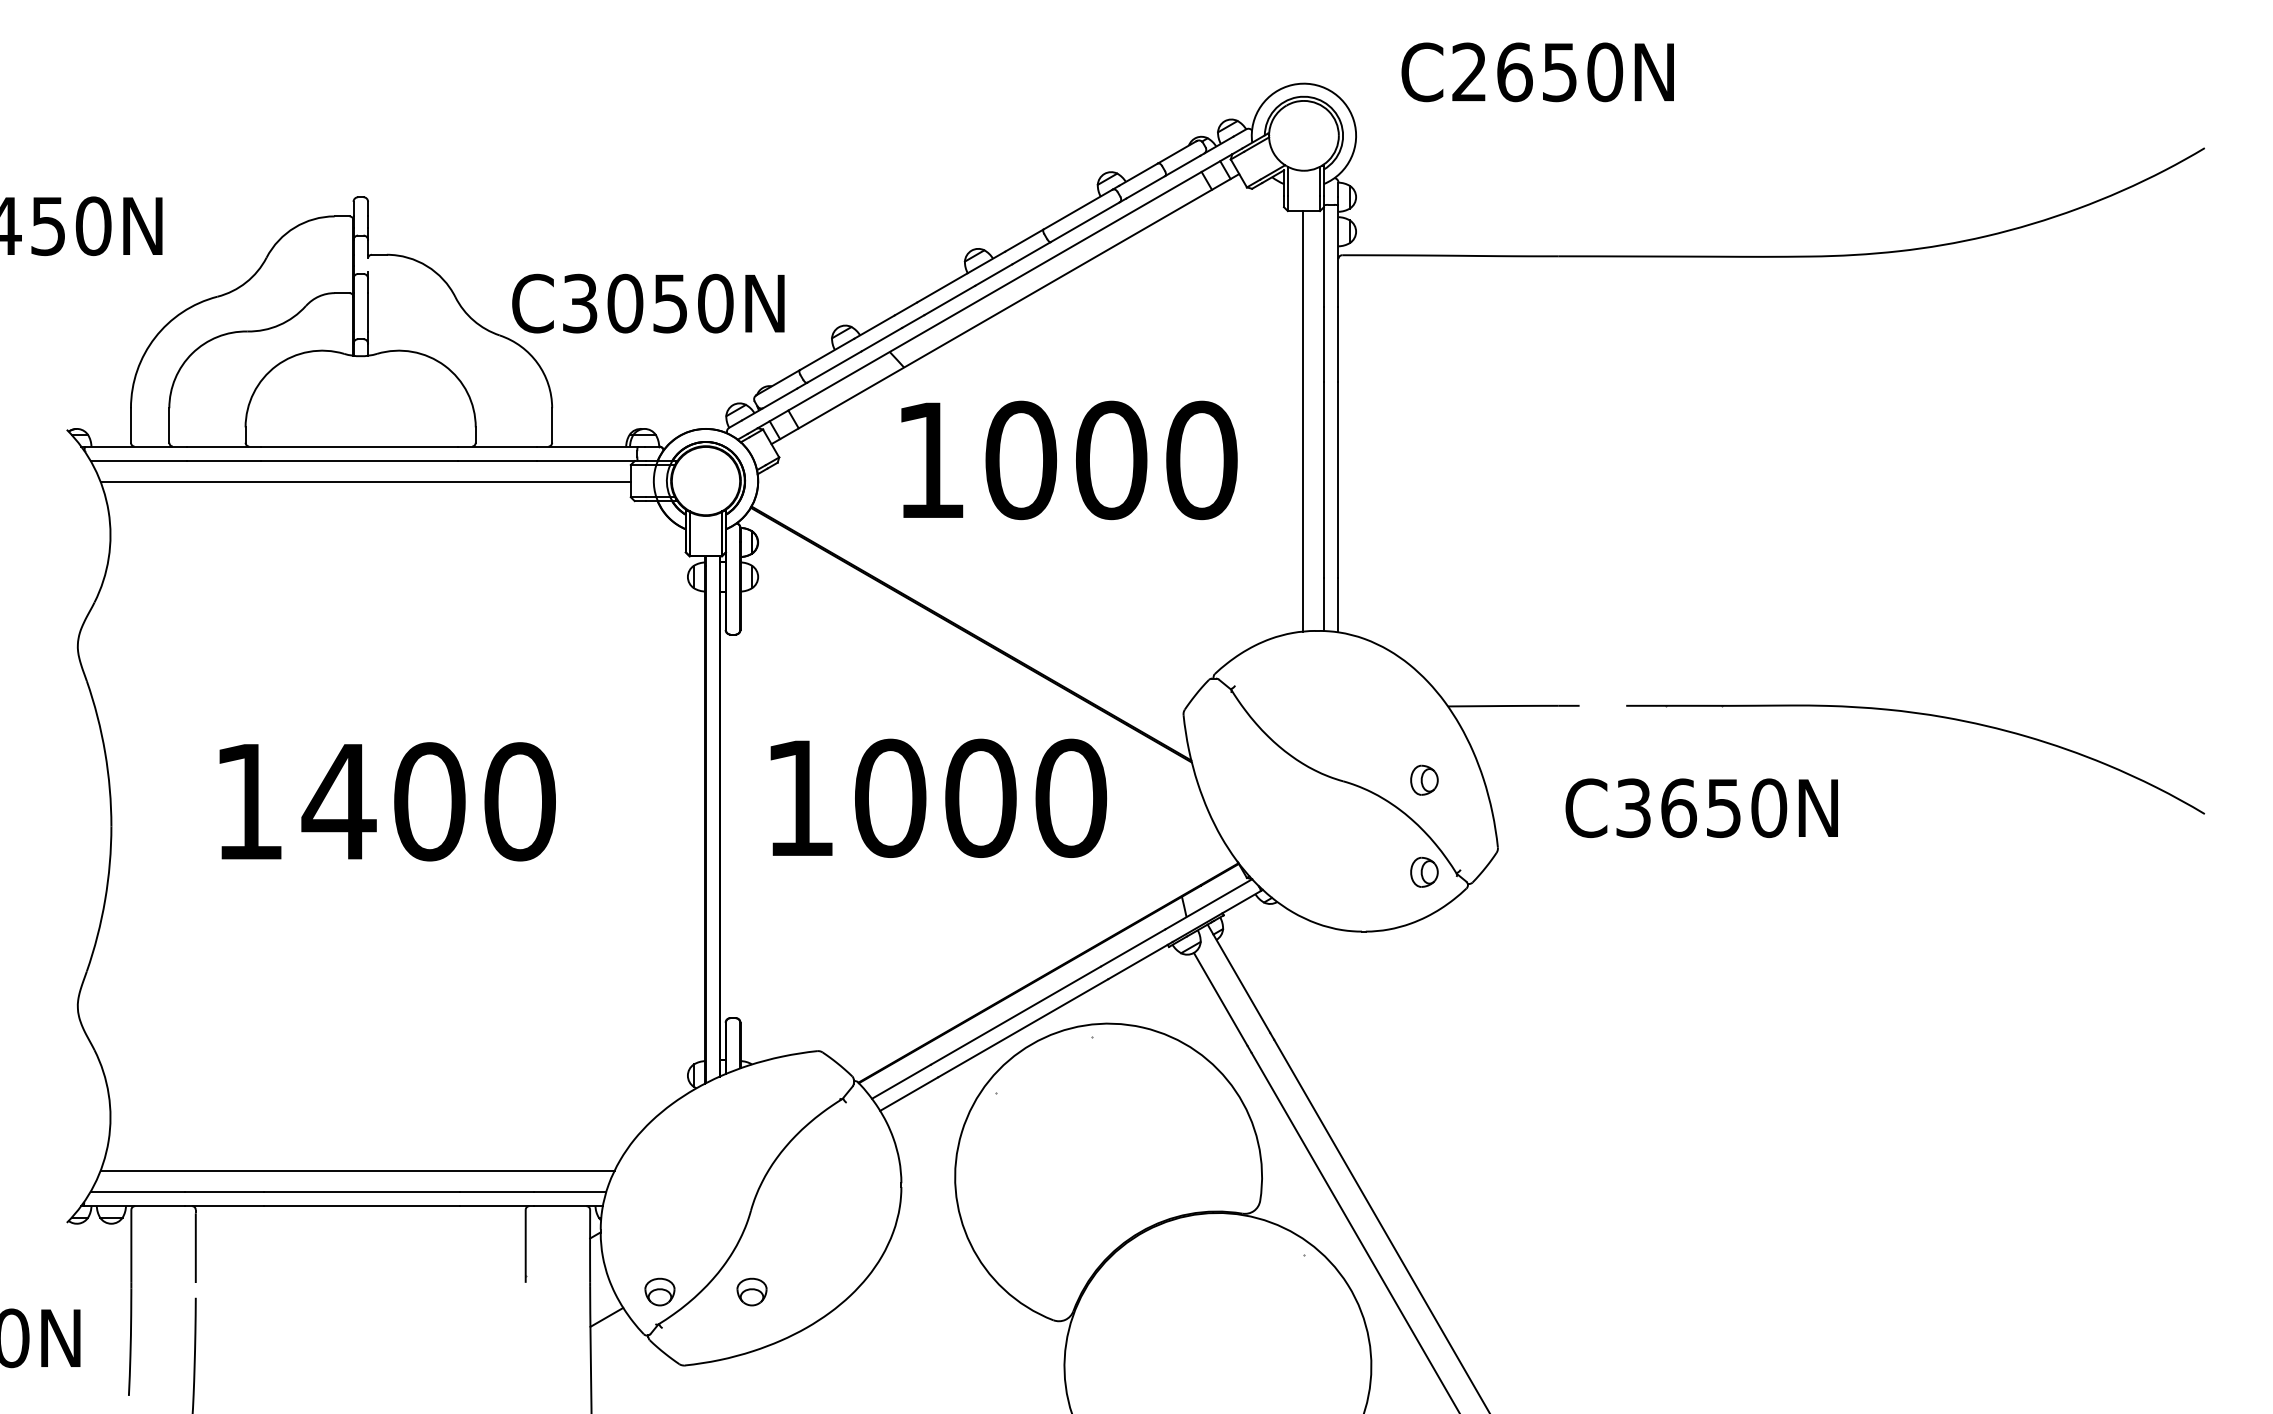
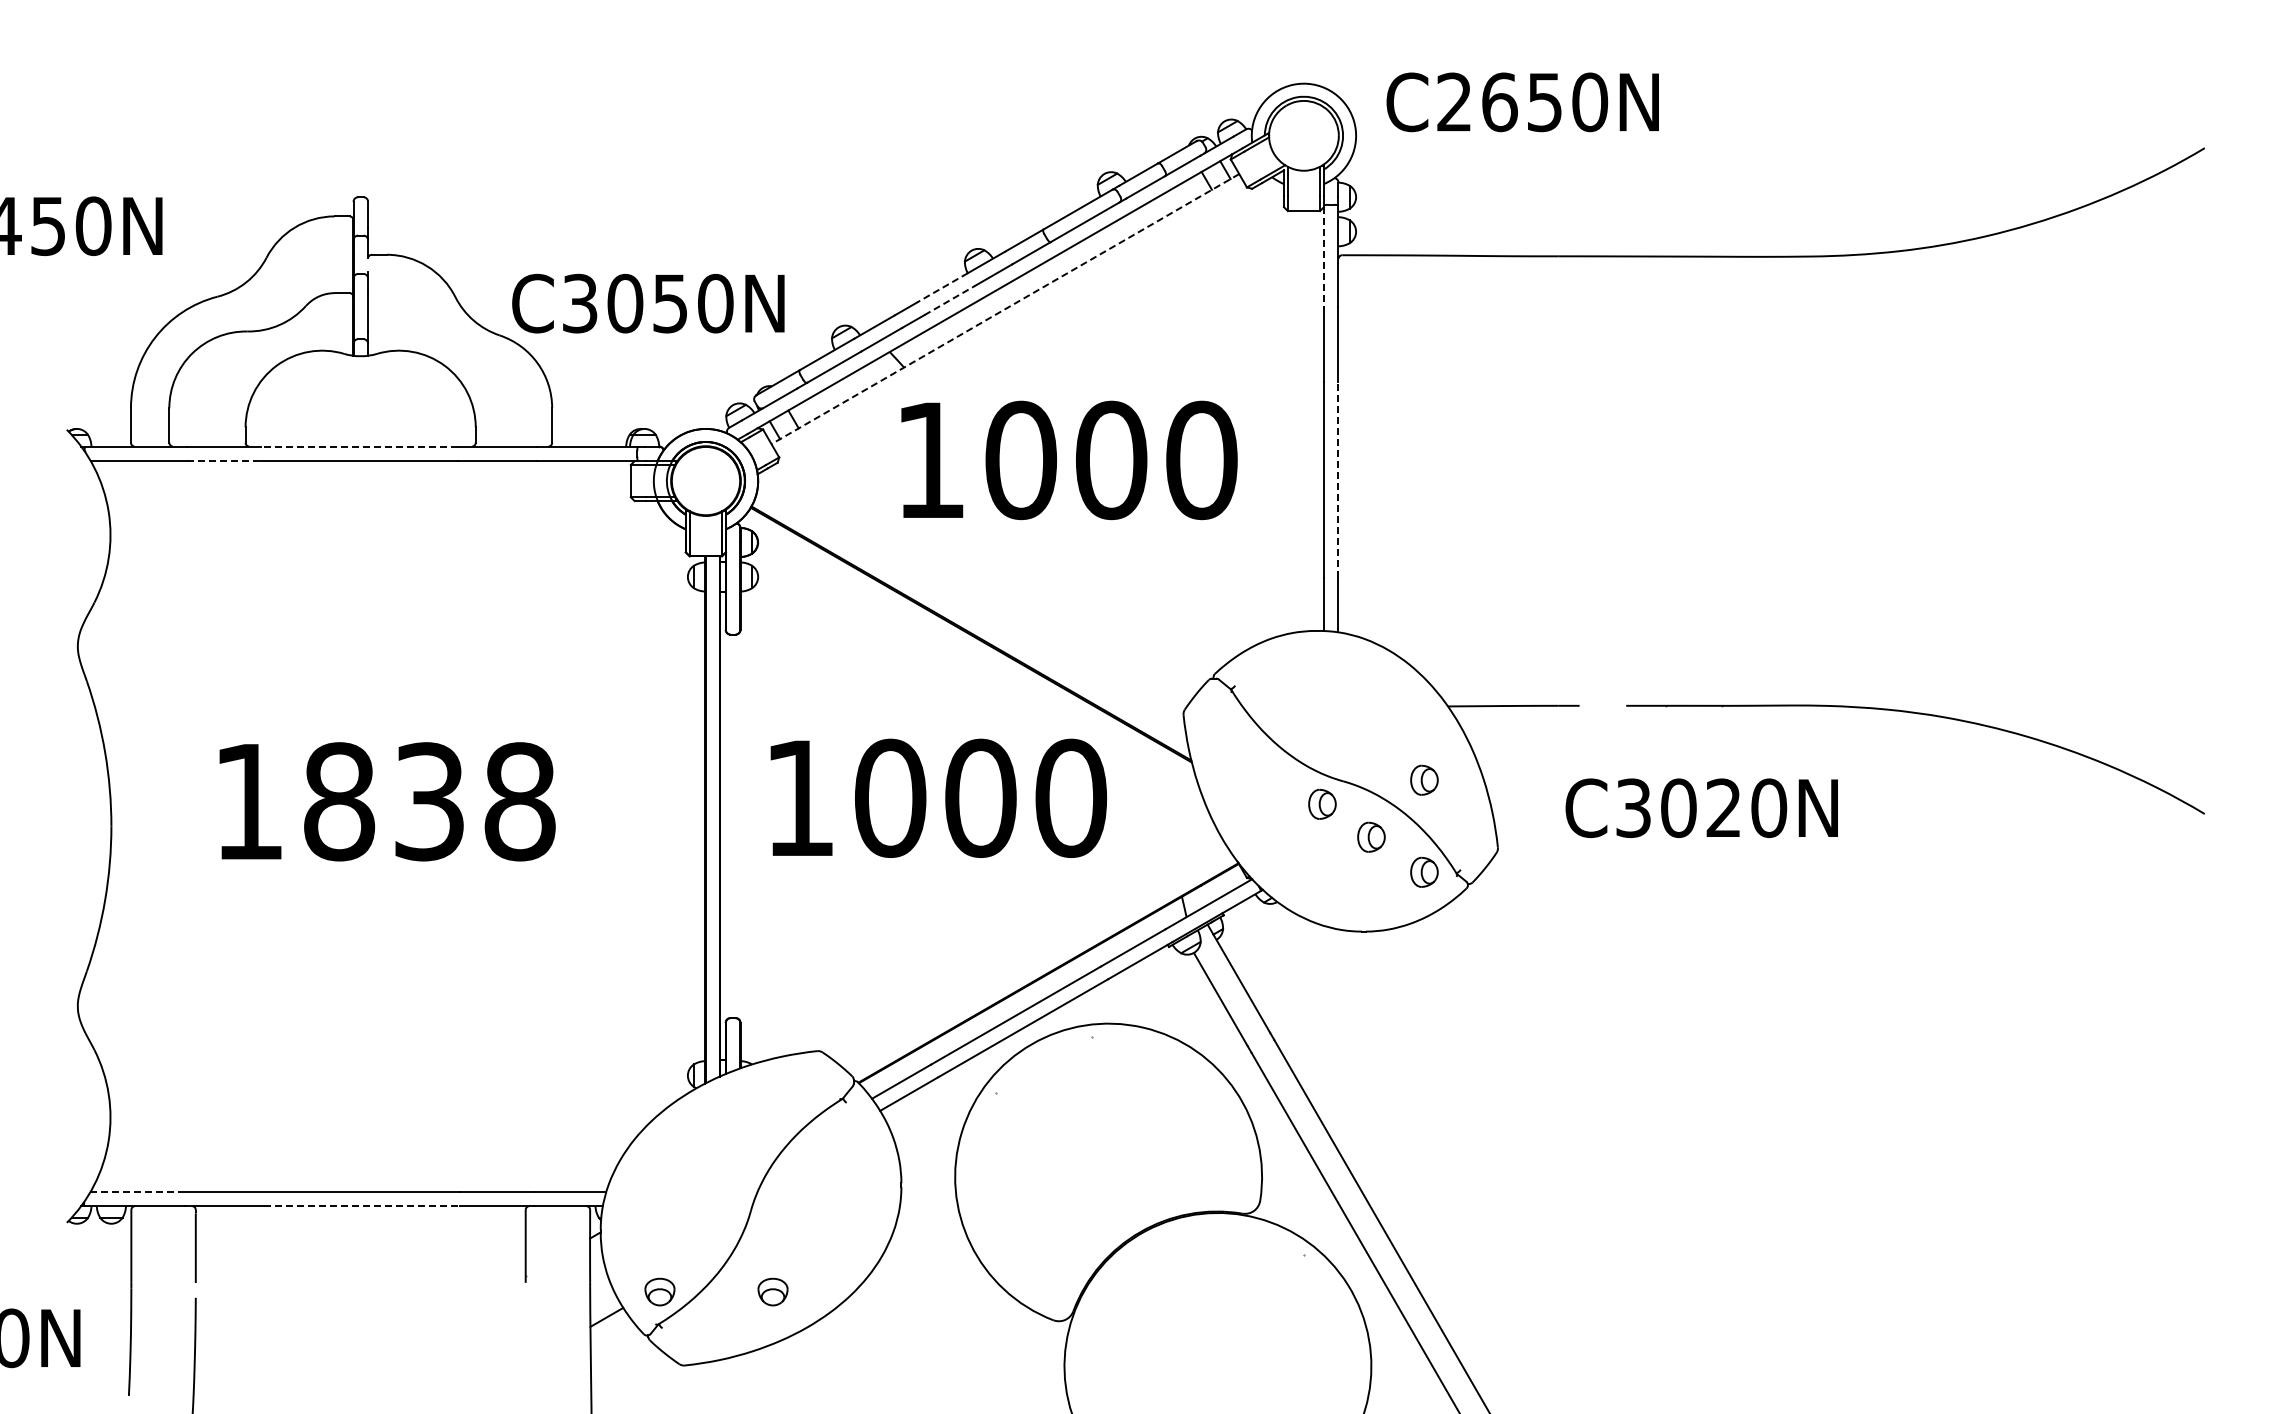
text position: (1537, 72) -> (1522, 102) (1522, 102)
line: solid -> dashed (1323, 257)
line: solid -> dashed (942, 288)
line: solid -> dashed (950, 300)
line: solid -> dashed (1004, 309)
line: present -> none (1303, 421)
line: solid -> dashed (359, 446)
line: solid -> dashed (224, 461)
line: solid -> dashed (1338, 479)
line: present -> none (365, 481)
text: 1400 -> 1838 (428, 801)
part: none -> present (1322, 803)
text: C3650N -> C3020N (1700, 808)
part: none -> present (1371, 836)
line: present -> none (357, 1170)
line: solid -> dashed (137, 1191)
line: solid -> dashed (362, 1206)
part position: (751, 1291) -> (772, 1291) (772, 1291)
